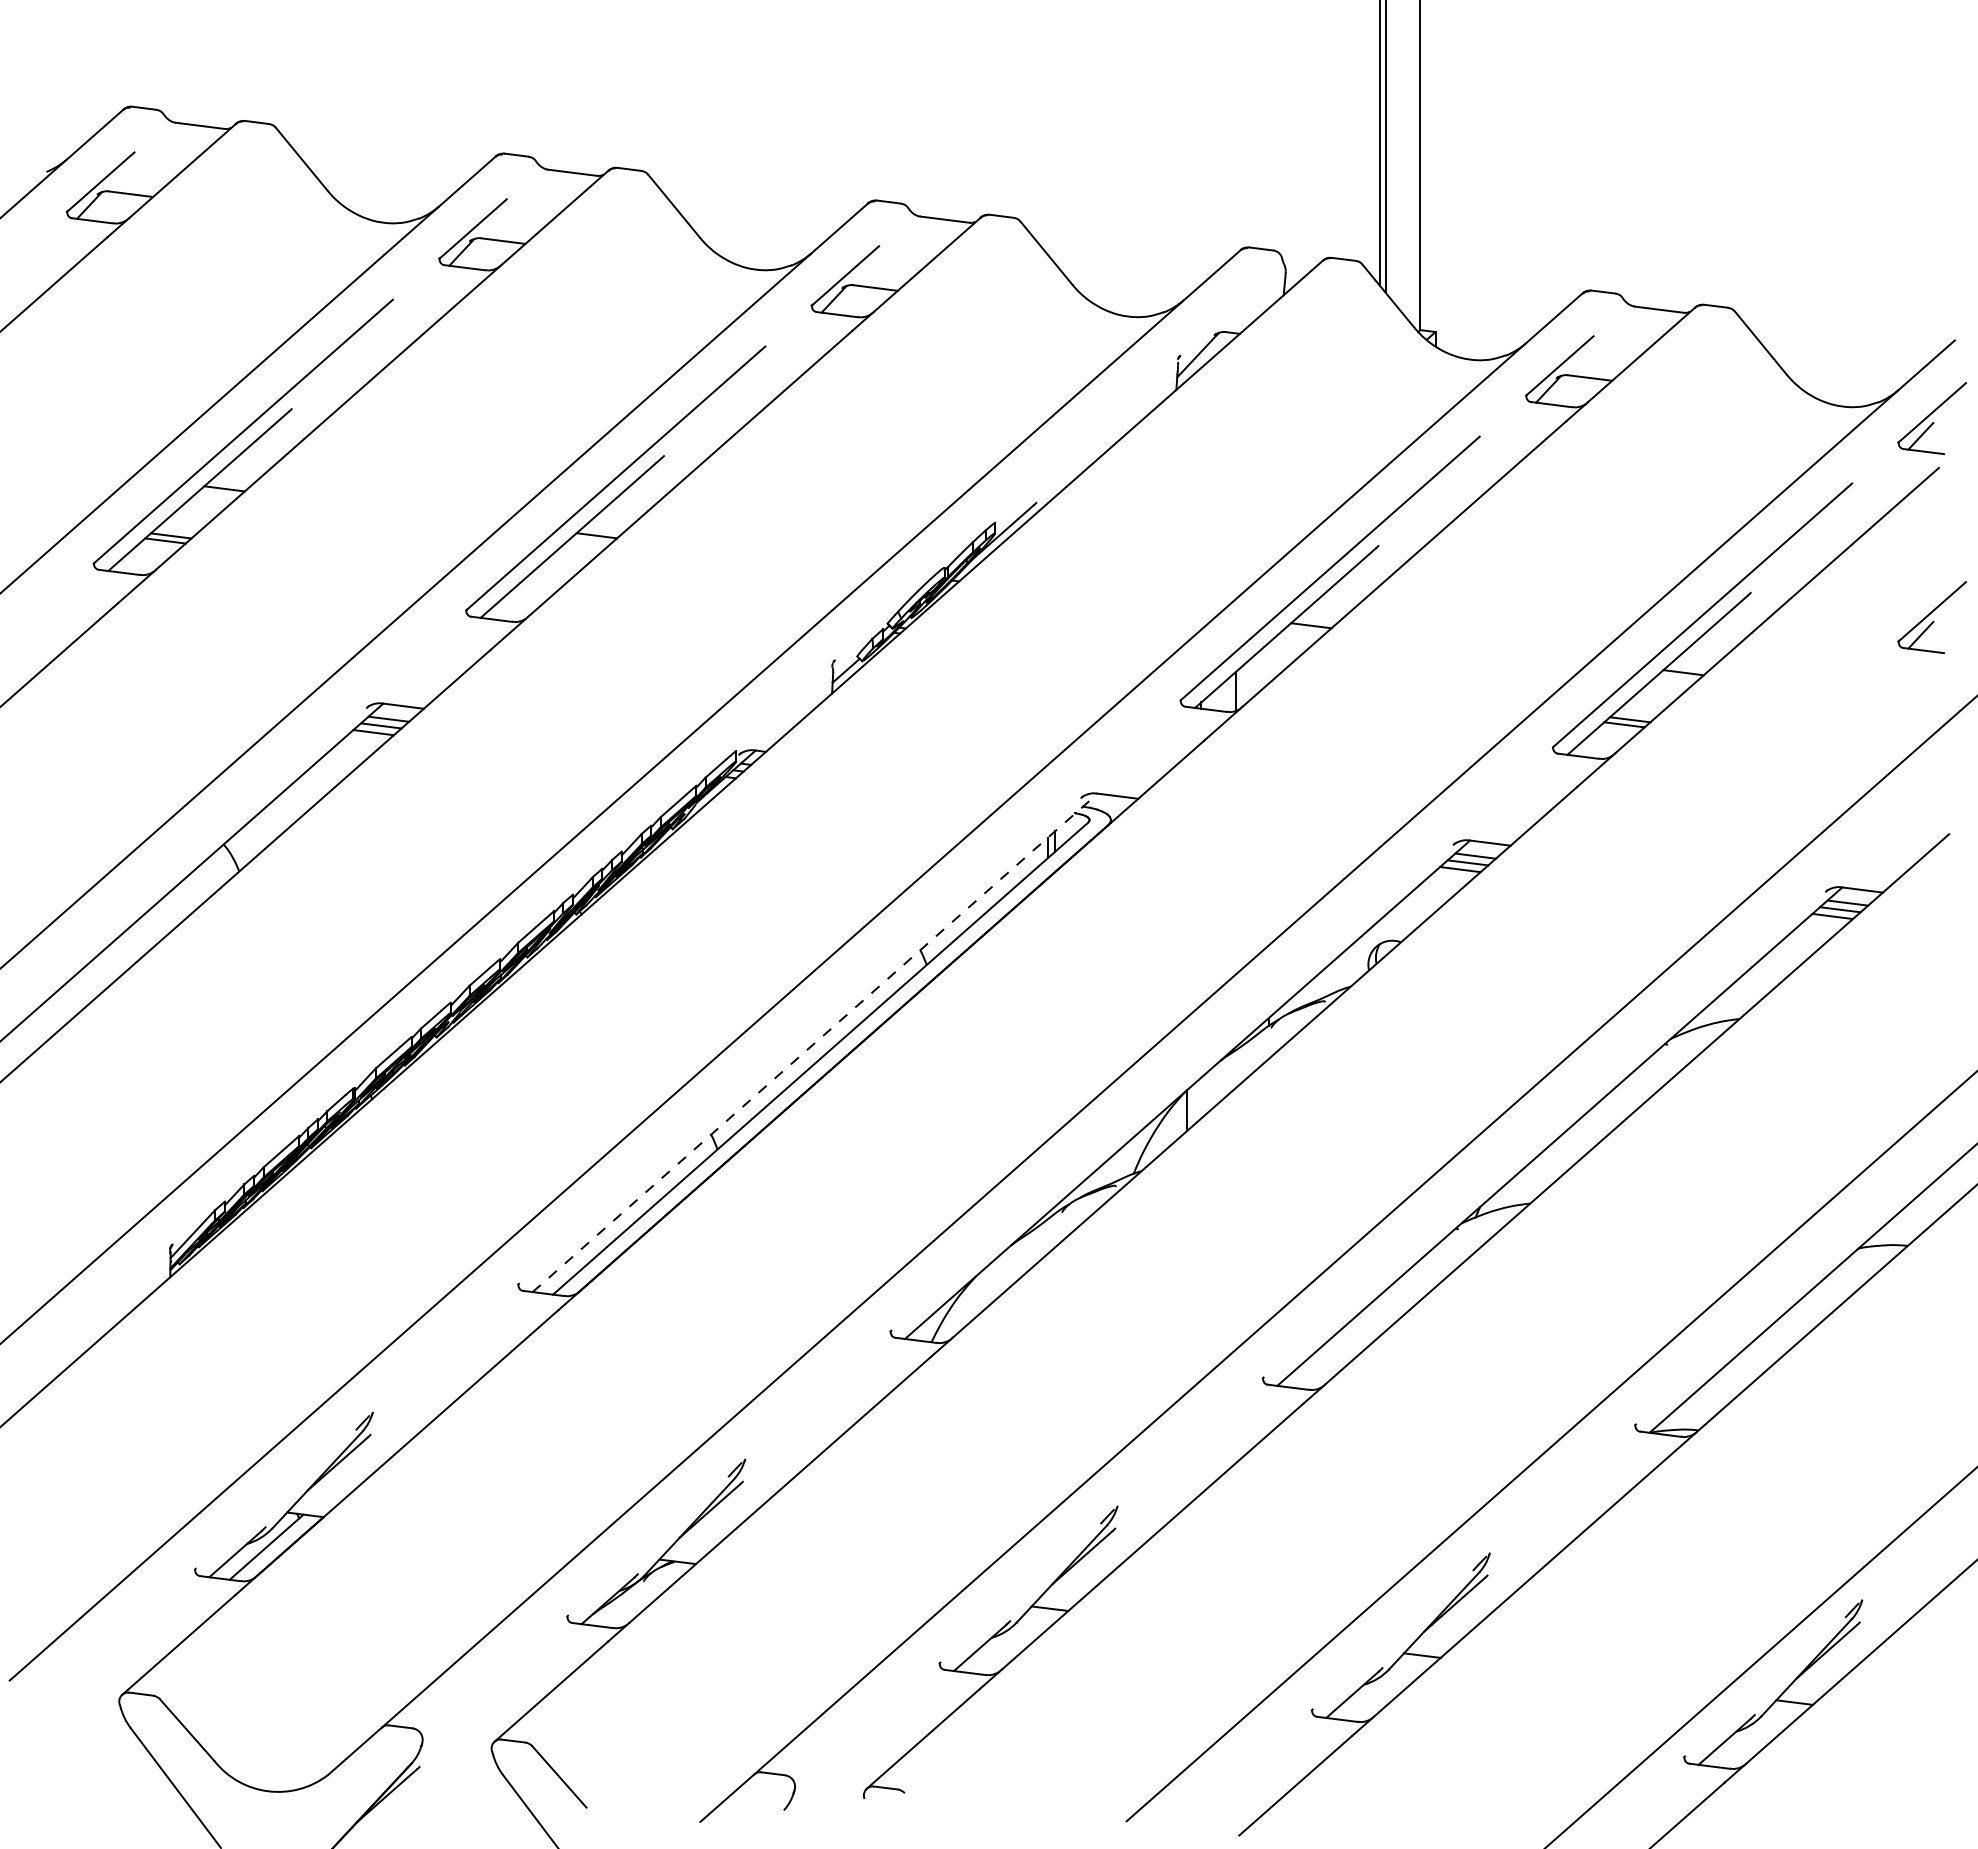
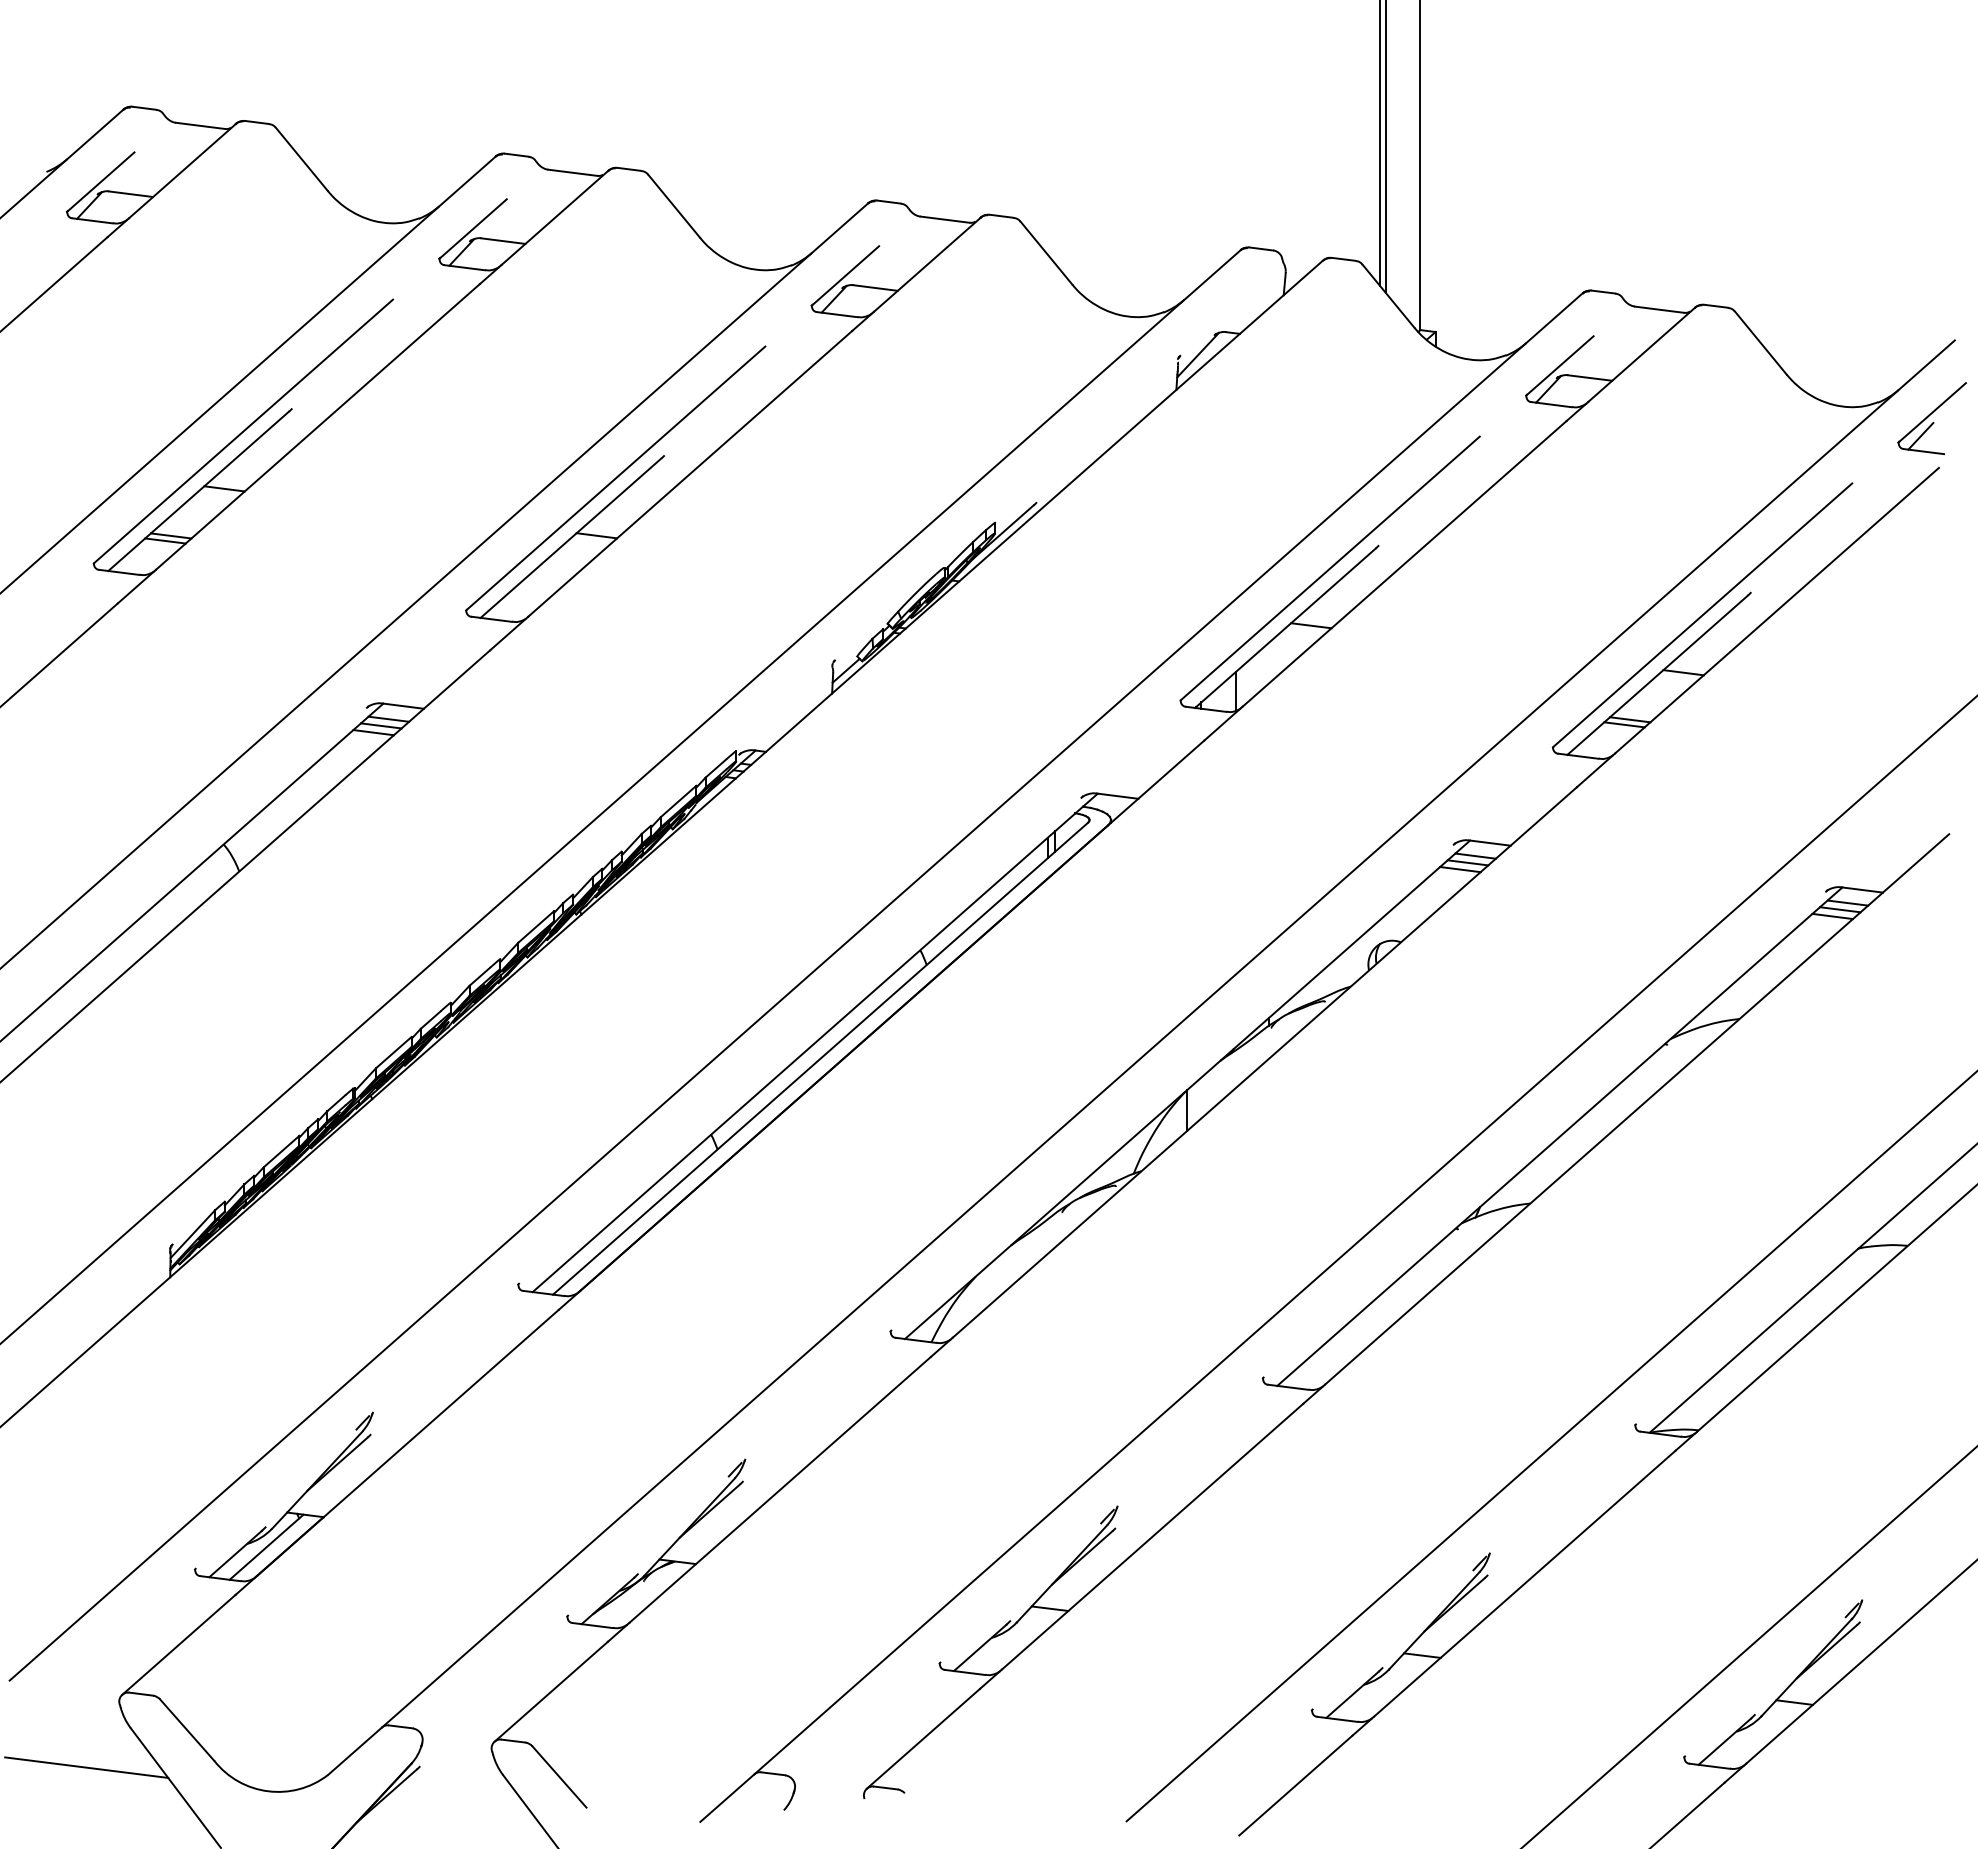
part: present -> none (1931, 617)
line: dashed -> solid (815, 1042)
line position: (1760, 1657) -> (1749, 1646) (1749, 1646)
line: none -> present (86, 1767)
